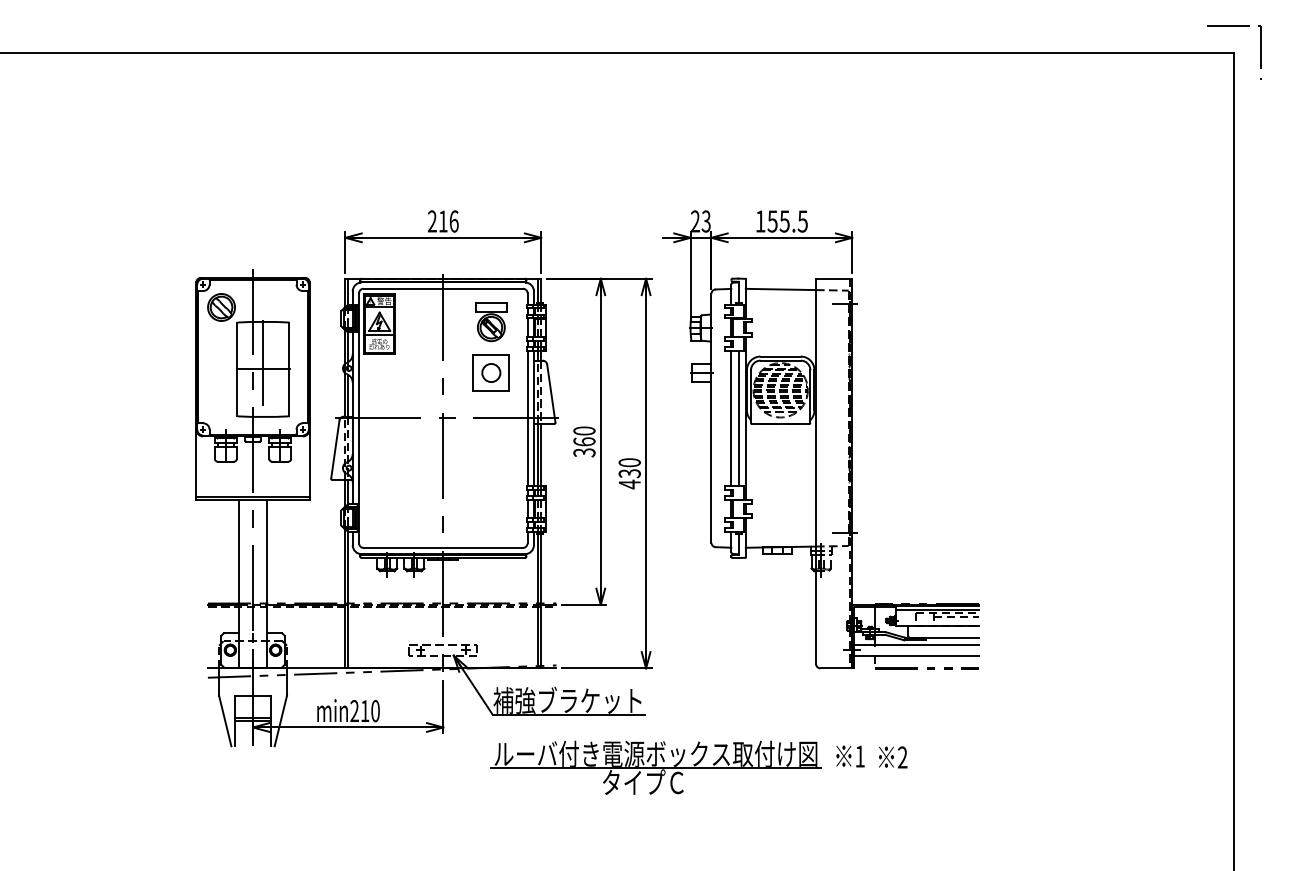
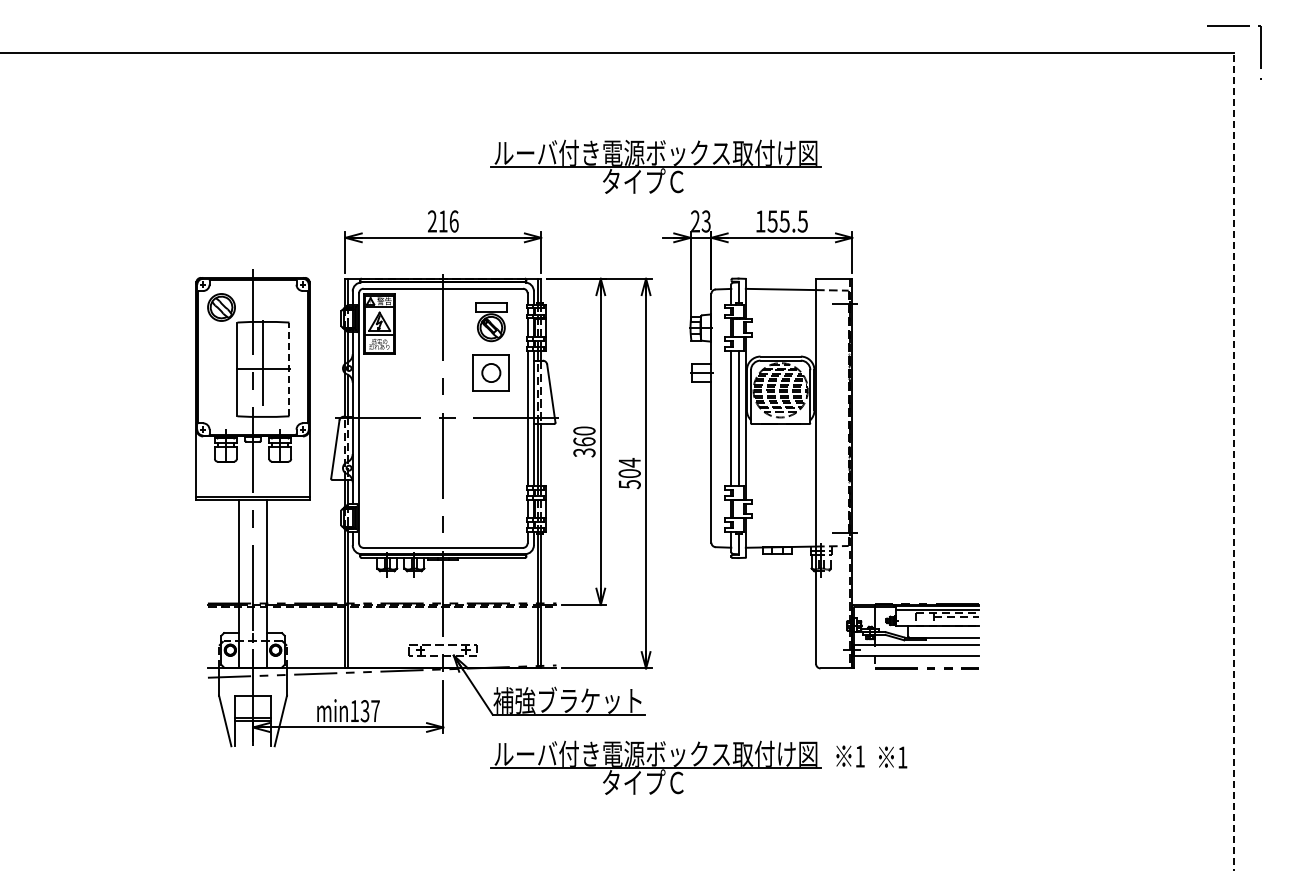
part: none -> present (655, 166)
line: solid -> dashed (289, 369)
line: solid -> dashed (1233, 461)
text: 430 -> 504 (629, 473)
text: min210 -> min137 (364, 711)
text: 2 -> 1 (902, 757)
